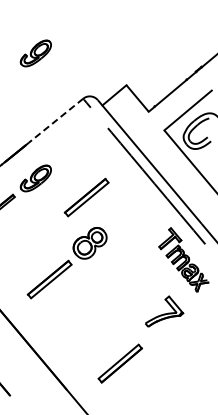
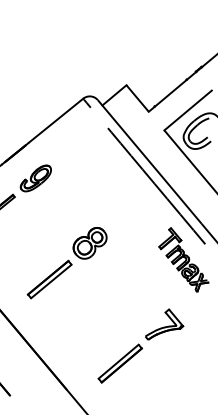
part: present -> none (35, 53)
line: dashed -> solid (56, 120)
part: present -> none (86, 197)
part position: (164, 311) -> (164, 324) (164, 324)
